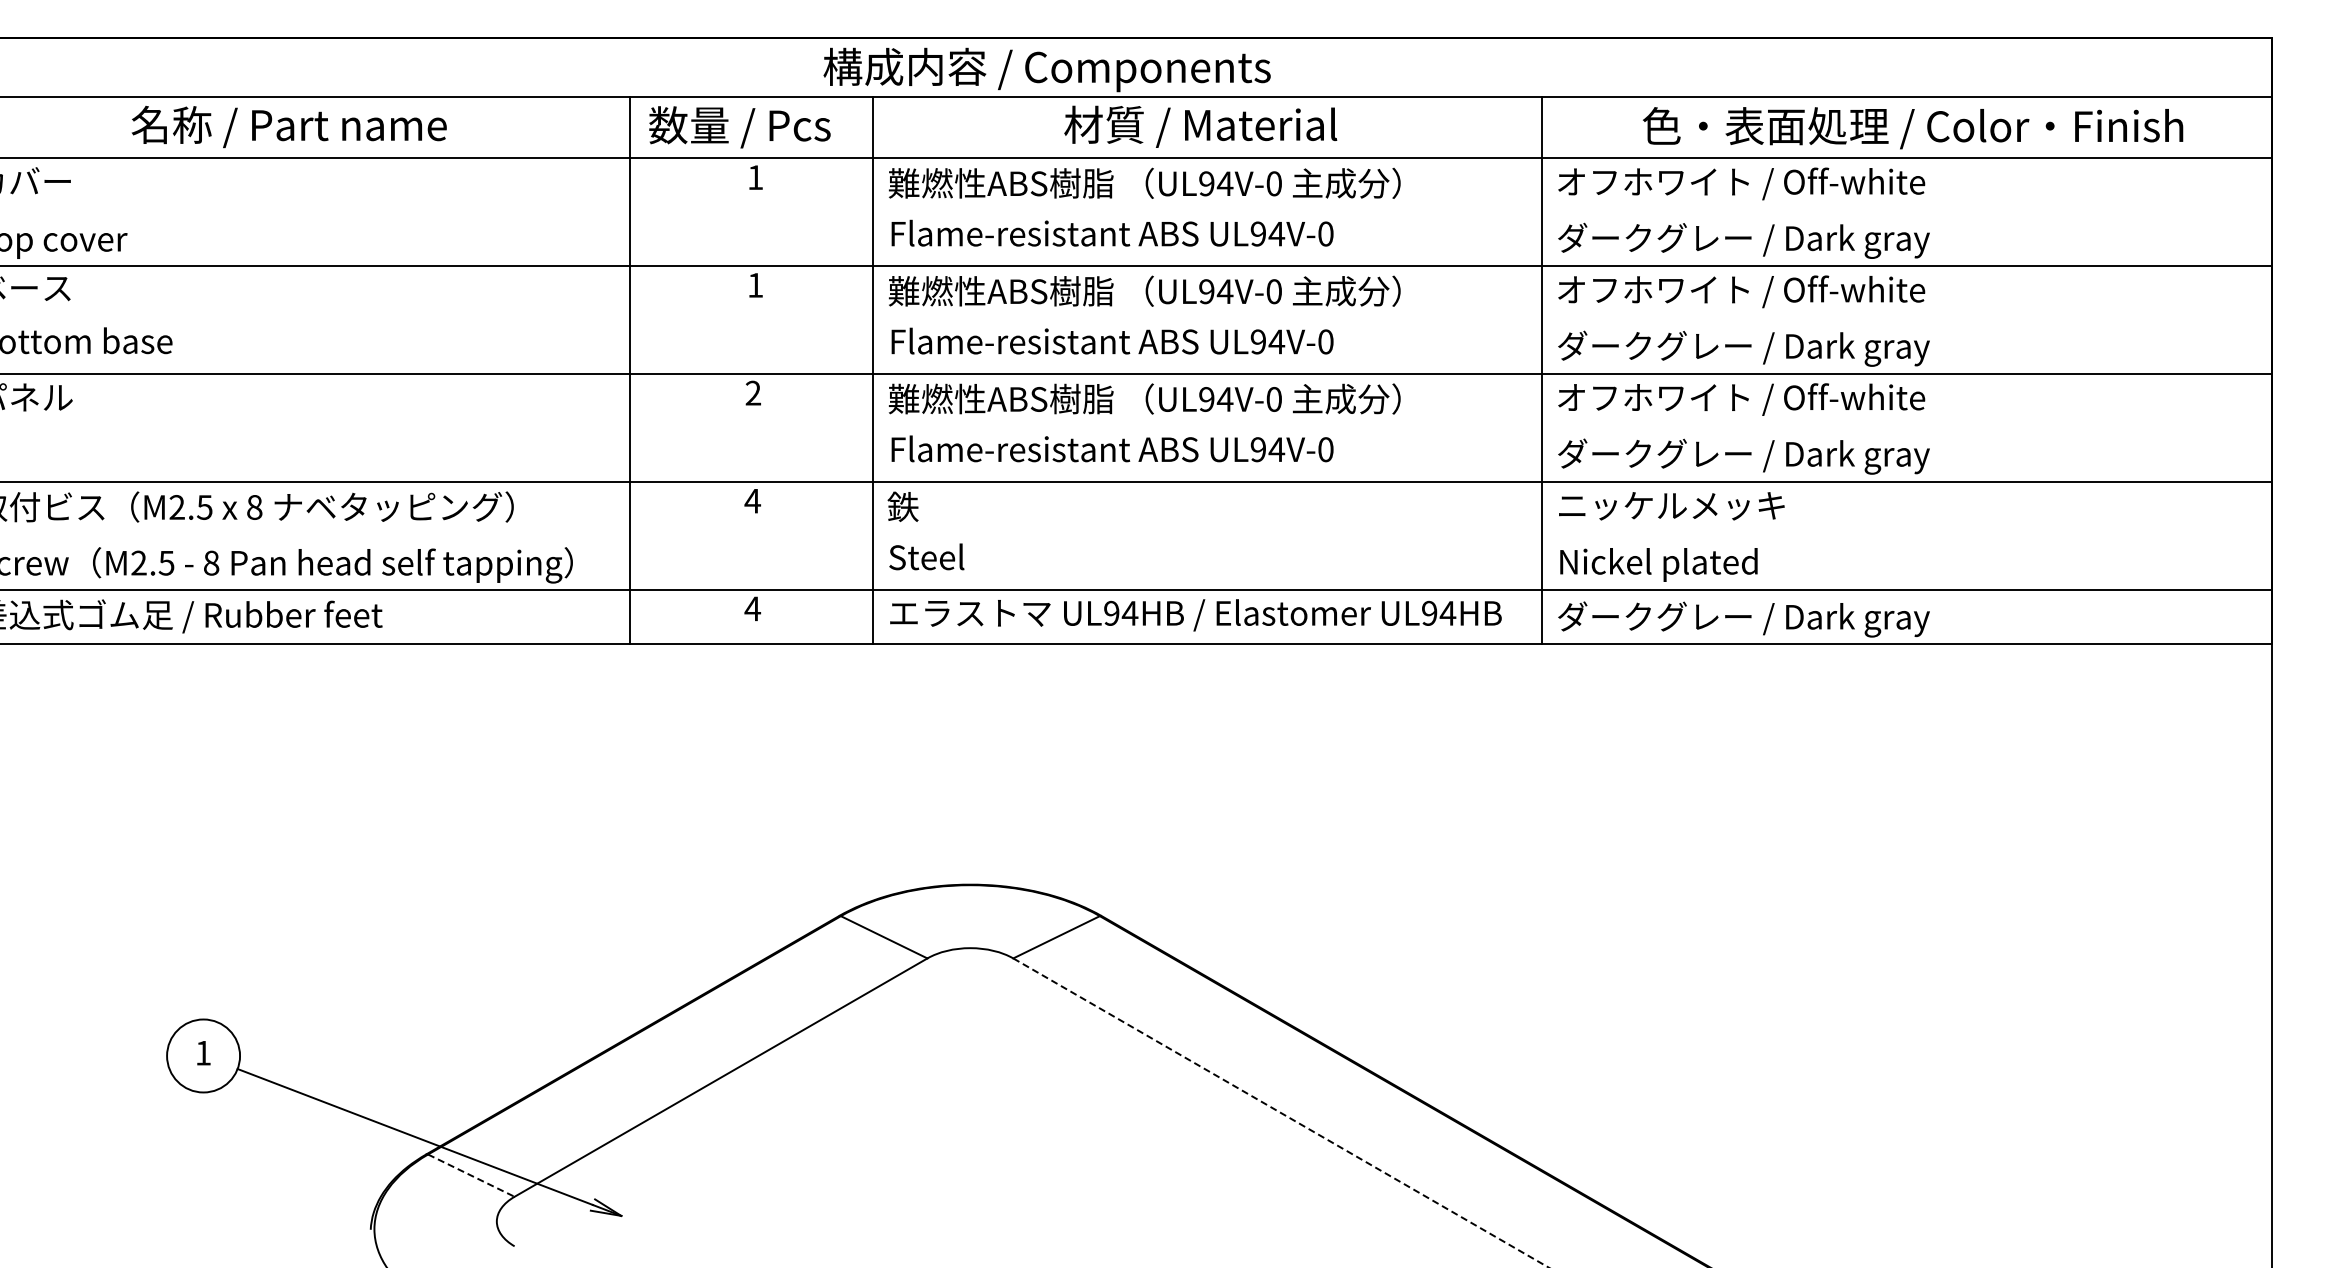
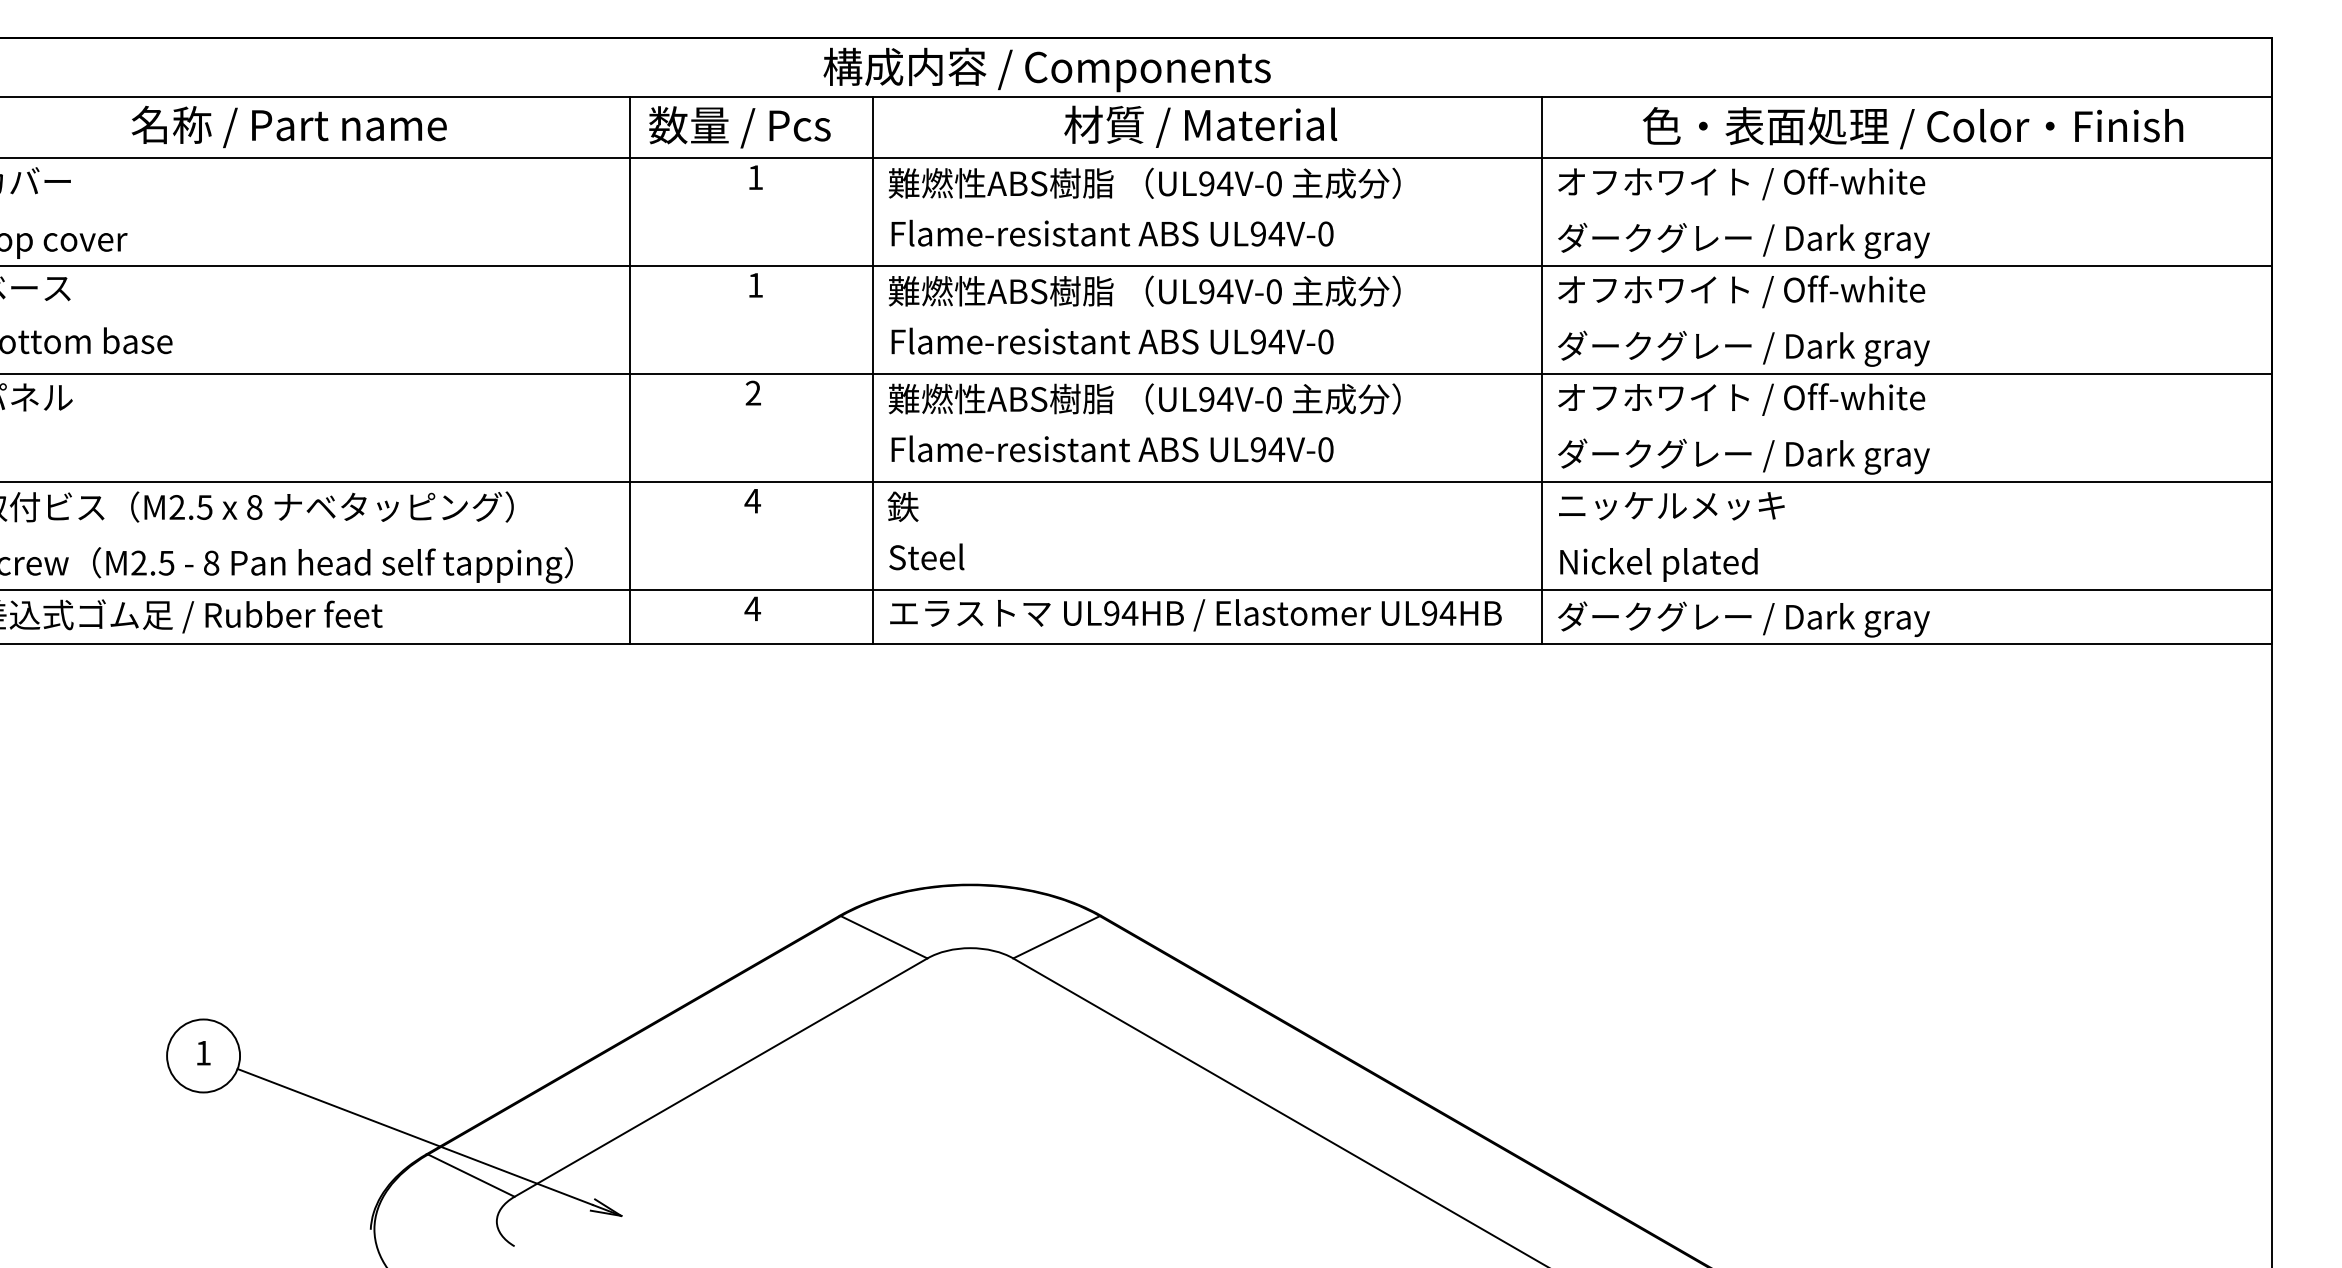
line: dashed -> solid (1281, 1113)
line: dashed -> solid (471, 1175)
